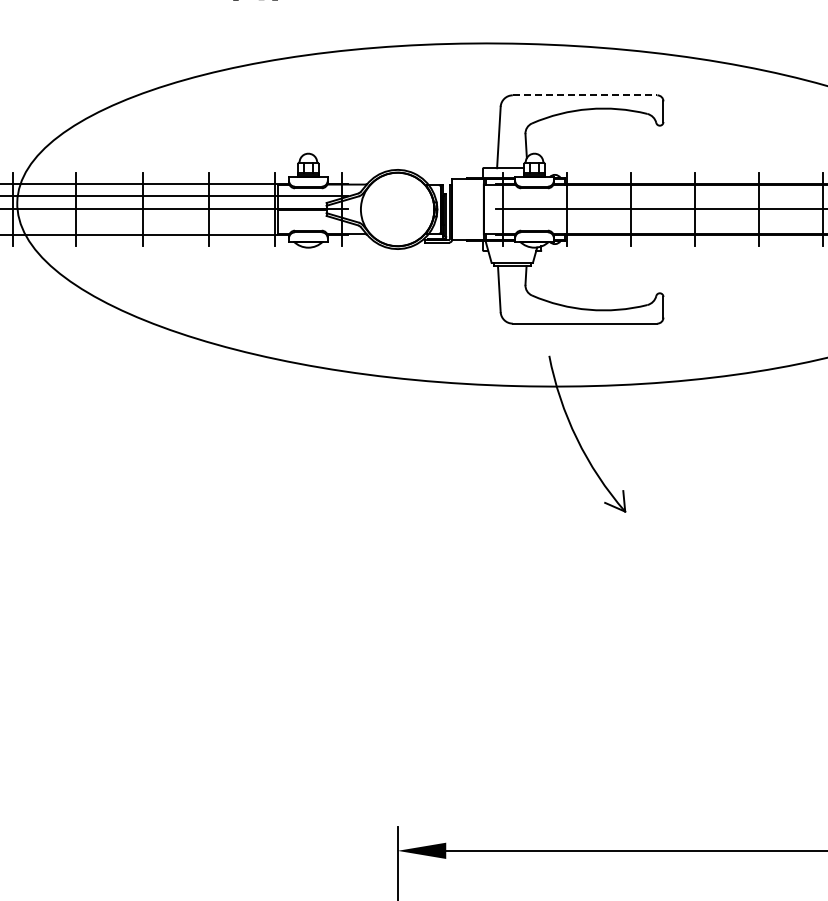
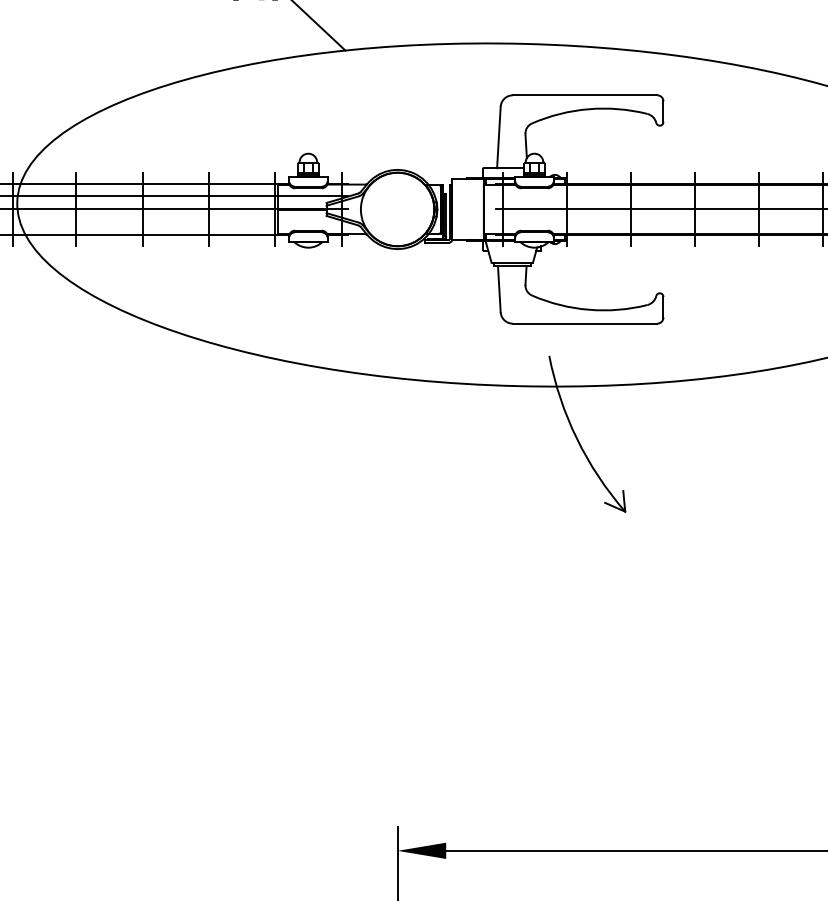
line: none -> present (319, 26)
line: dashed -> solid (585, 95)
